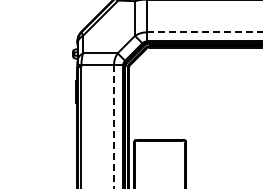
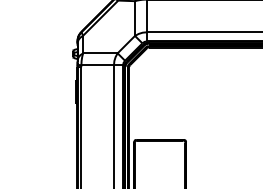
line: dashed -> solid (204, 32)
line: dashed -> solid (113, 127)
